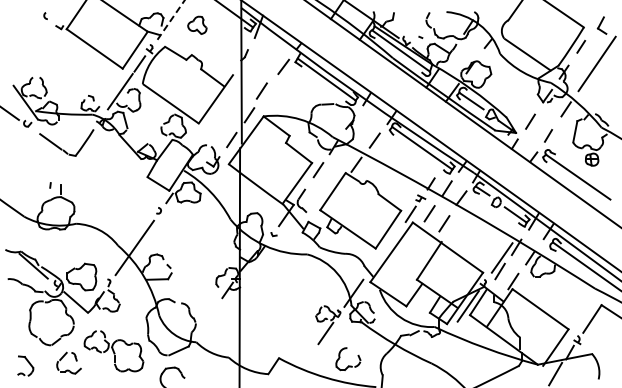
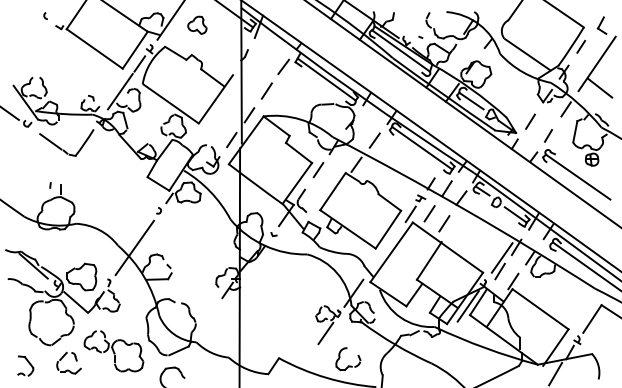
line: dashed -> solid (171, 20)
line: none -> present (600, 87)
line position: (261, 90) -> (266, 90) (266, 90)
